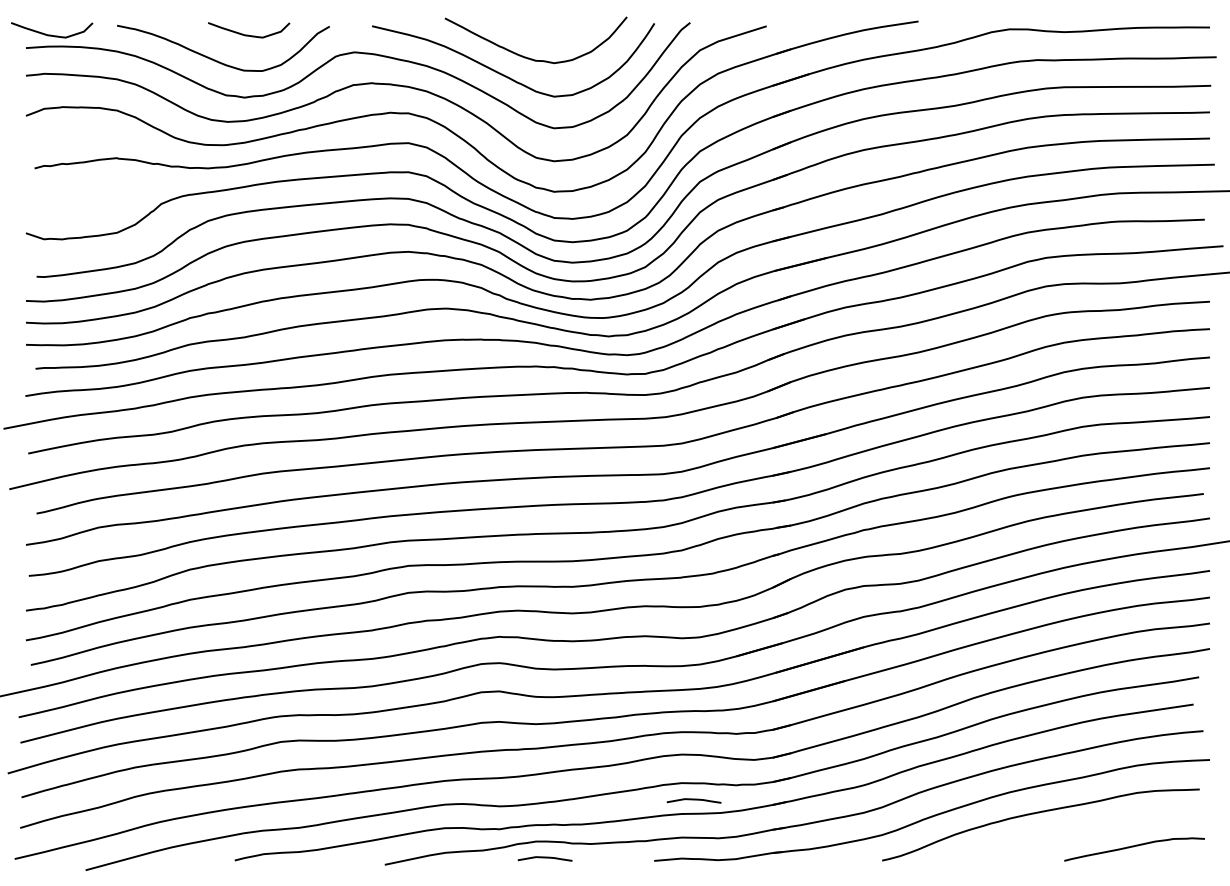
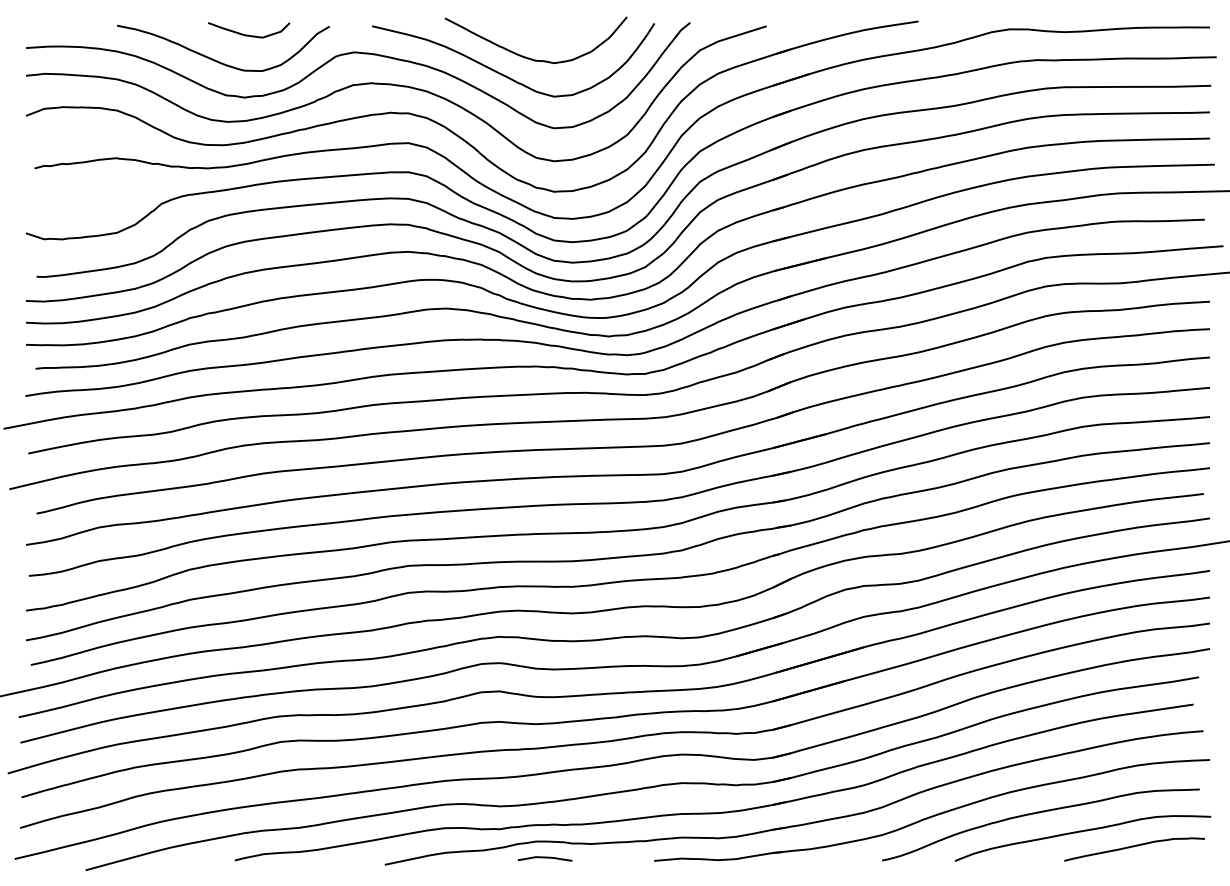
curve: present -> none (51, 34)
curve: present -> none (693, 800)
curve: none -> present (1081, 832)
